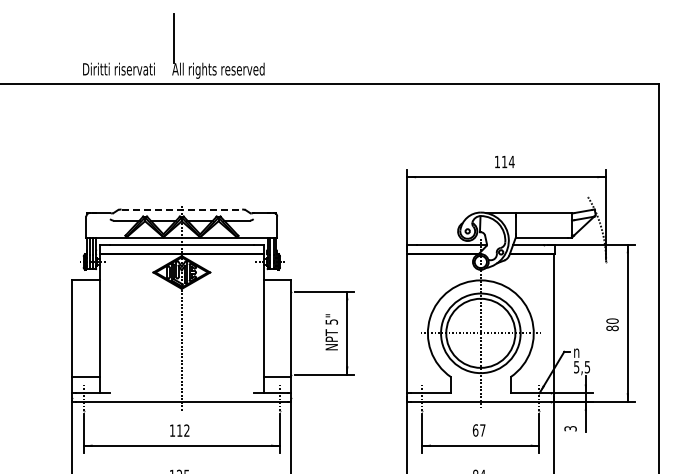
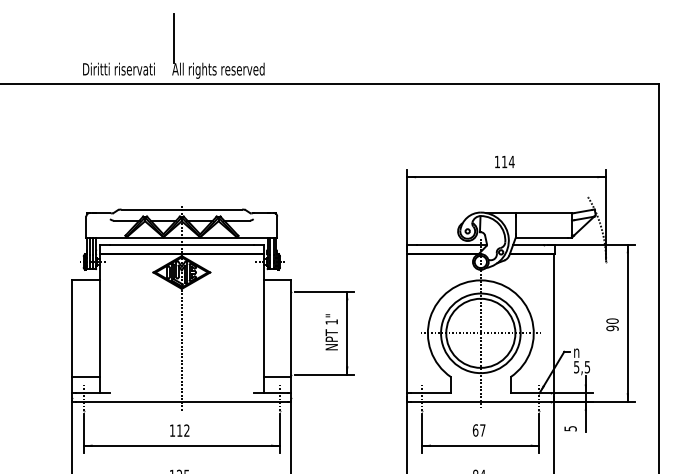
line: dashed -> solid (182, 209)
text: 5" -> 1" (331, 321)
text: 80 -> 90 (612, 328)
text: 3 -> 5 (570, 428)
